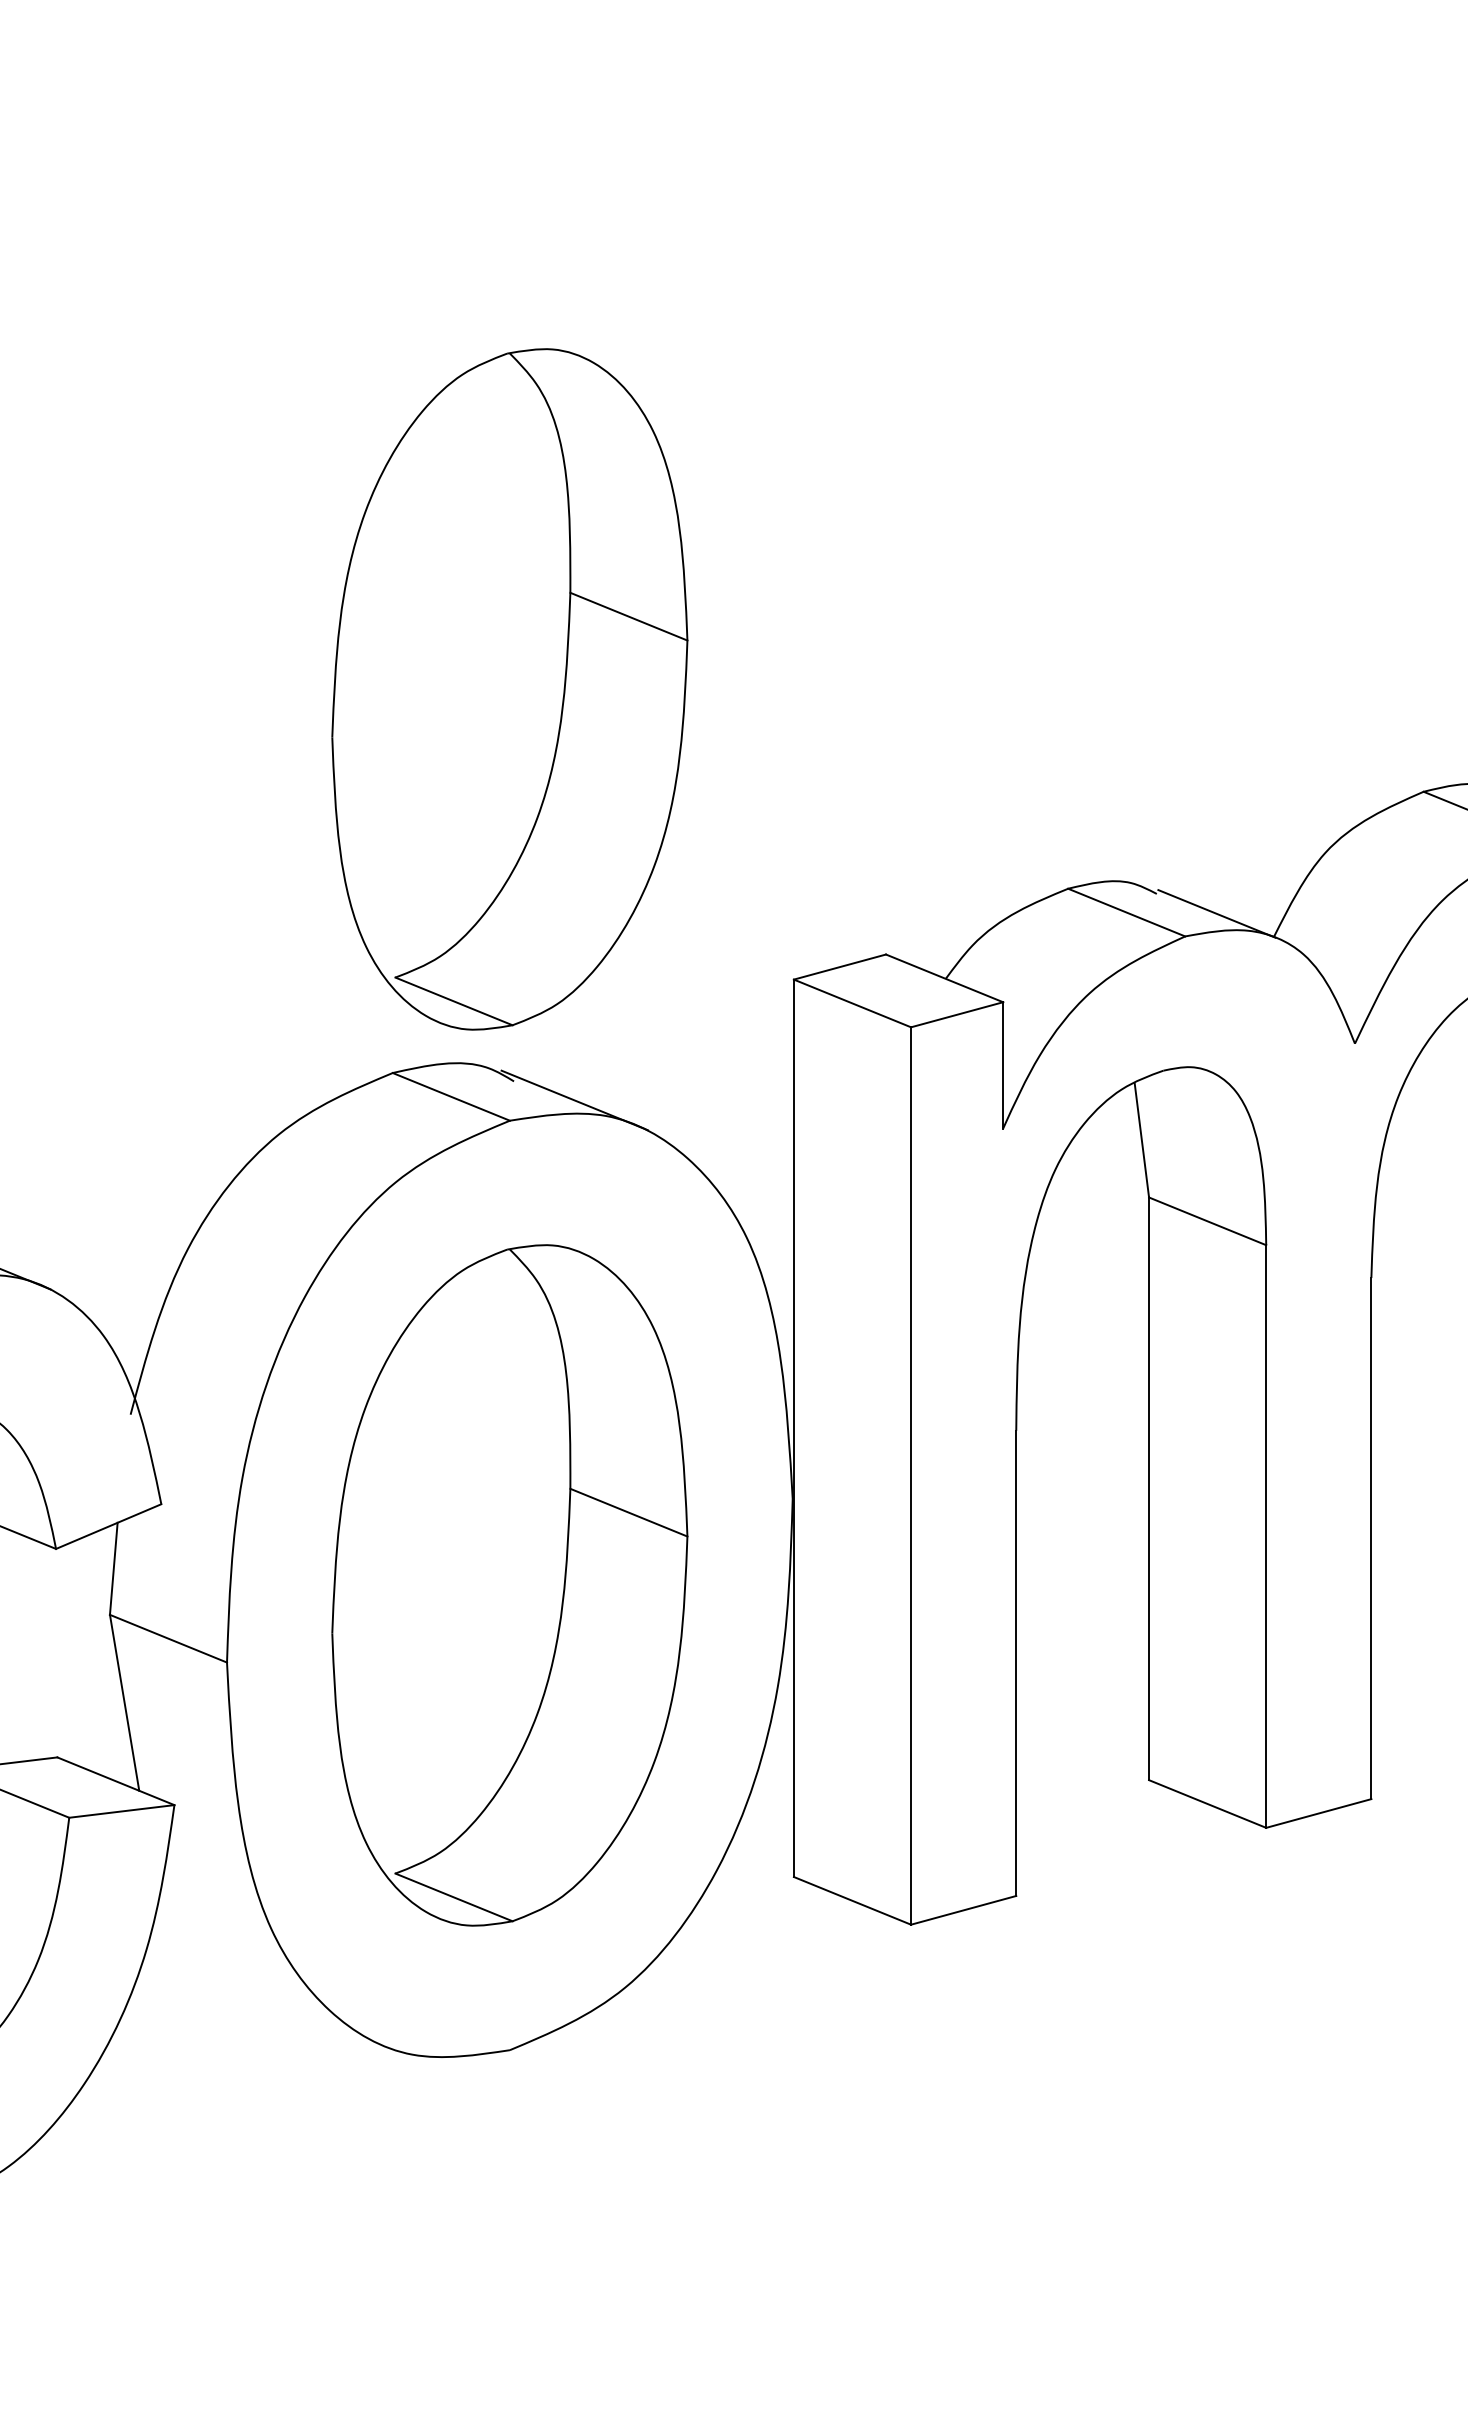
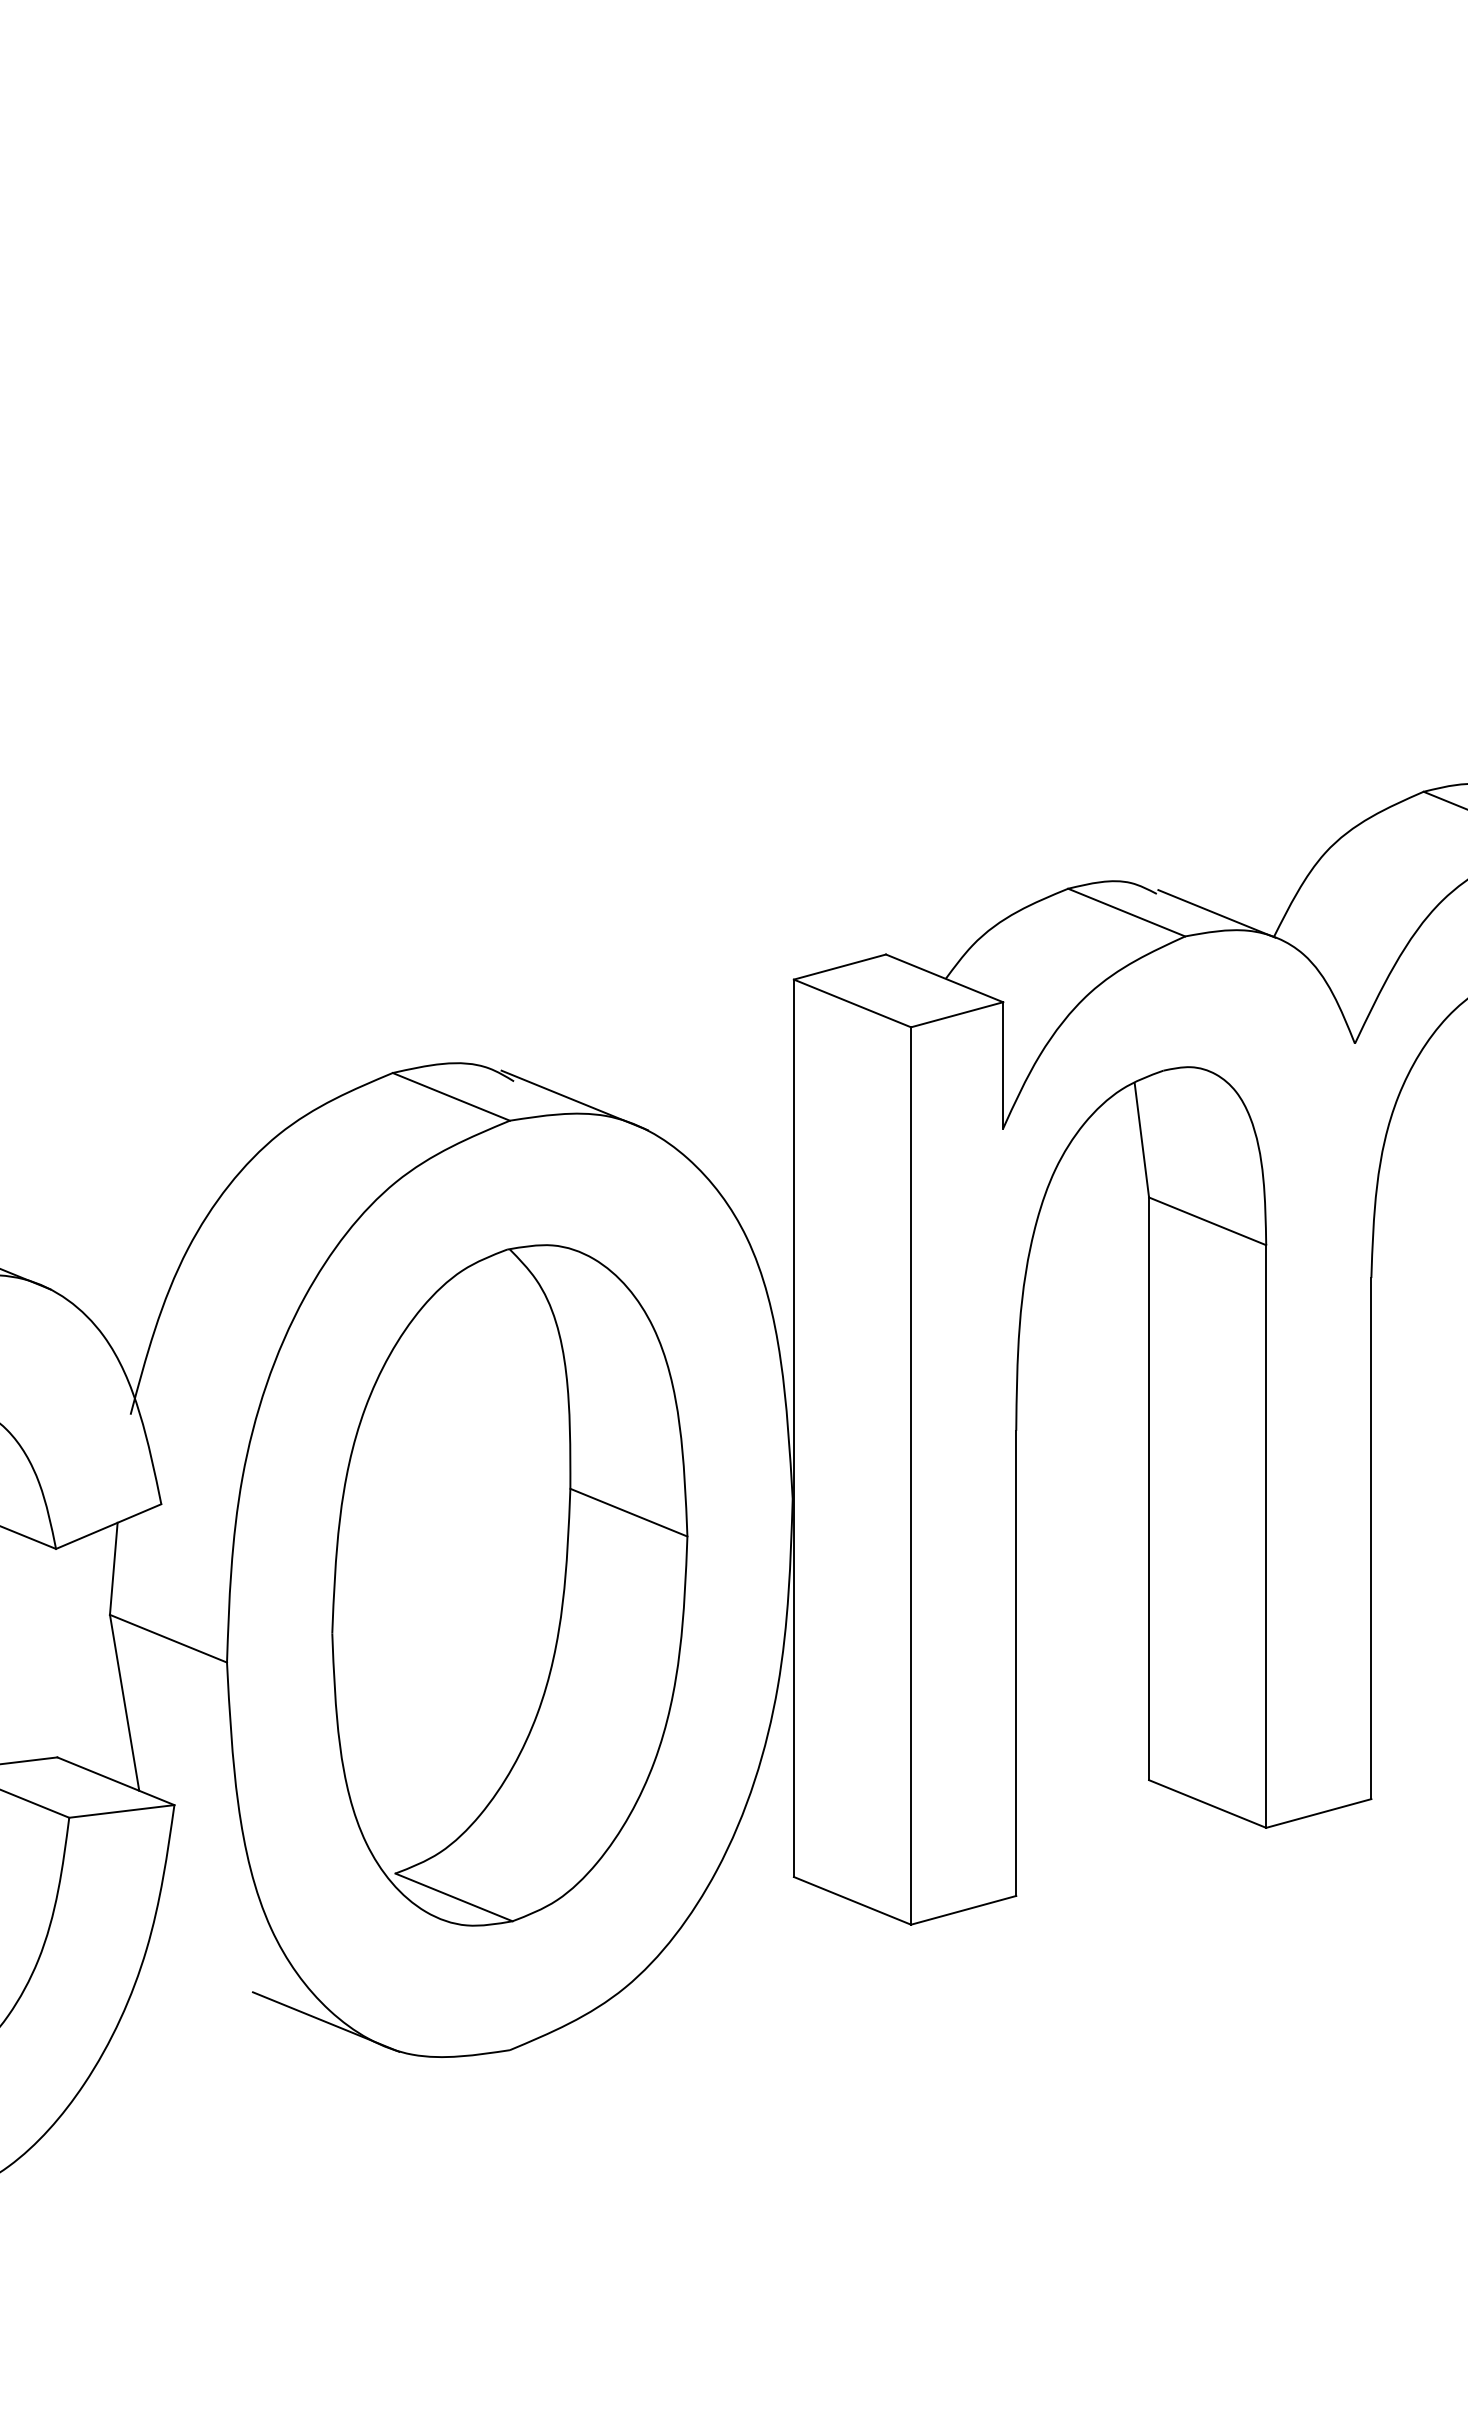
part: present -> none (509, 689)
line: none -> present (325, 2021)
